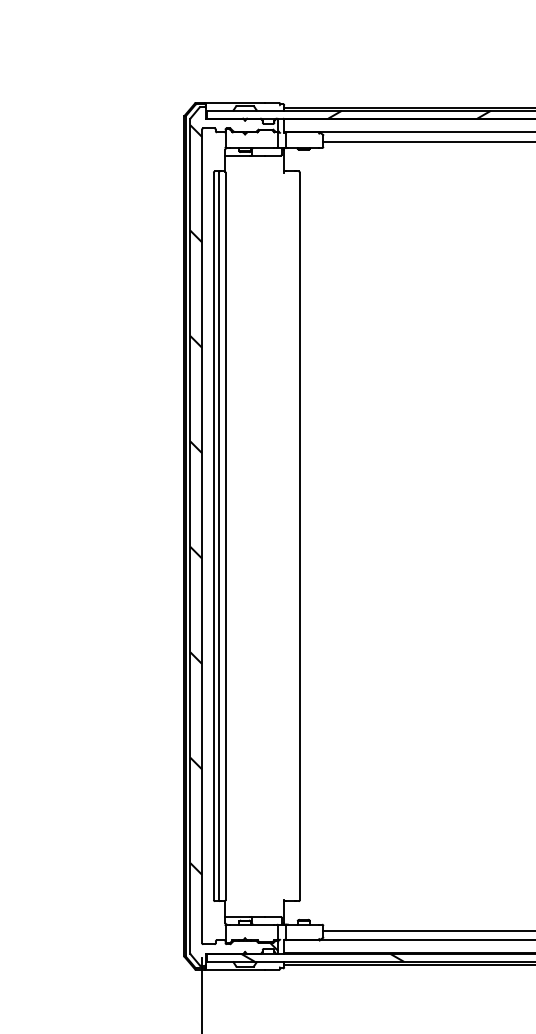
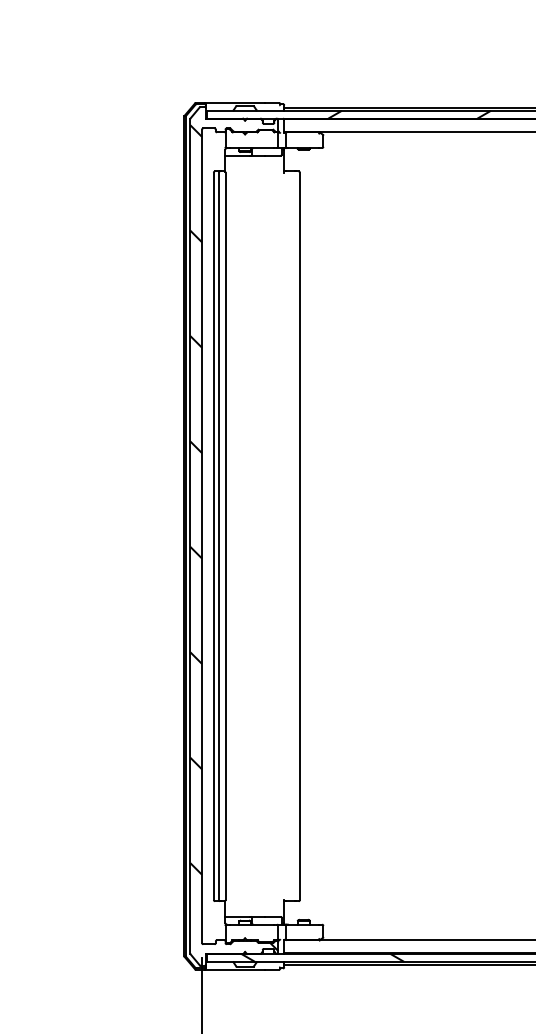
line: present -> none (427, 142)
line: present -> none (427, 930)
